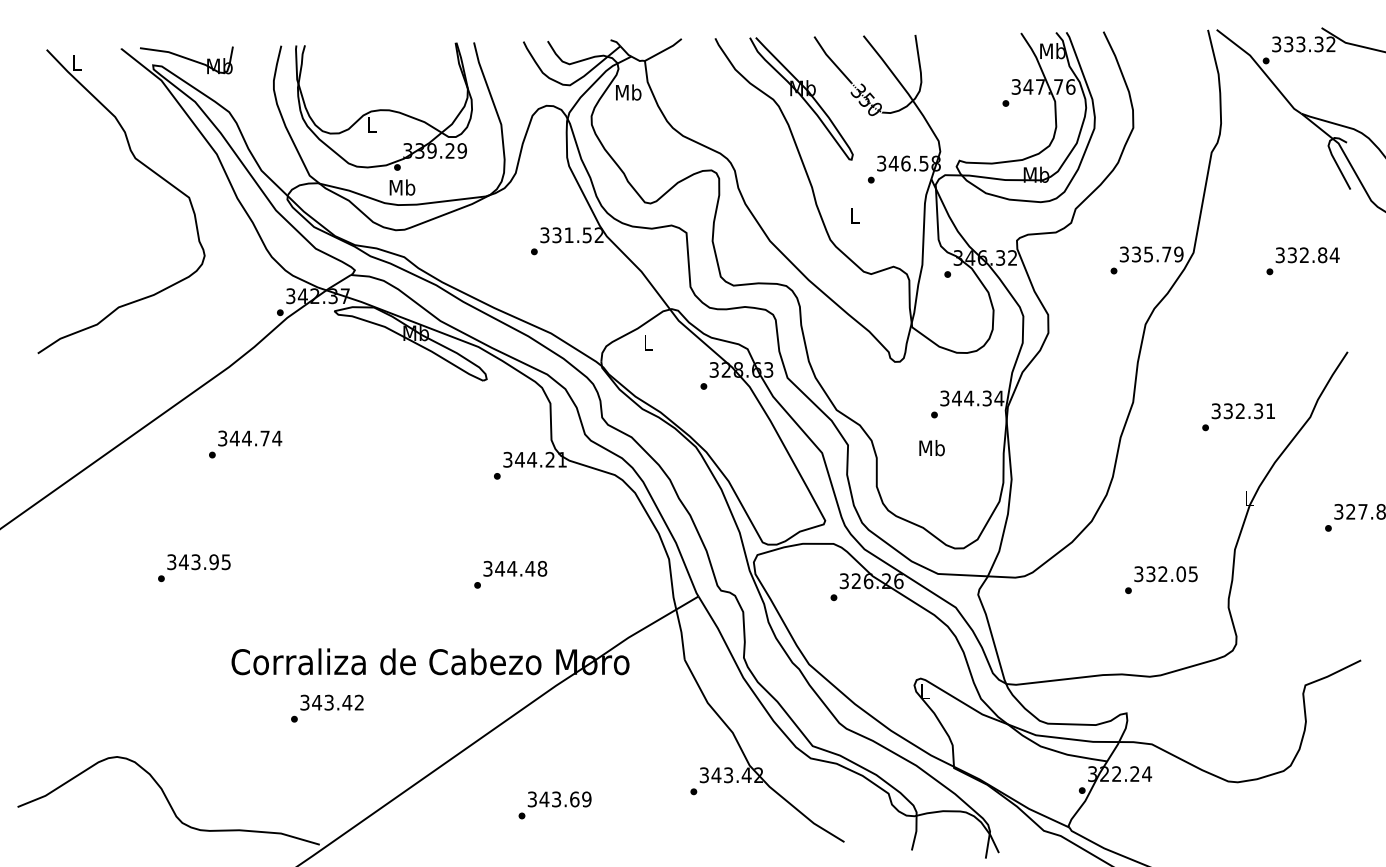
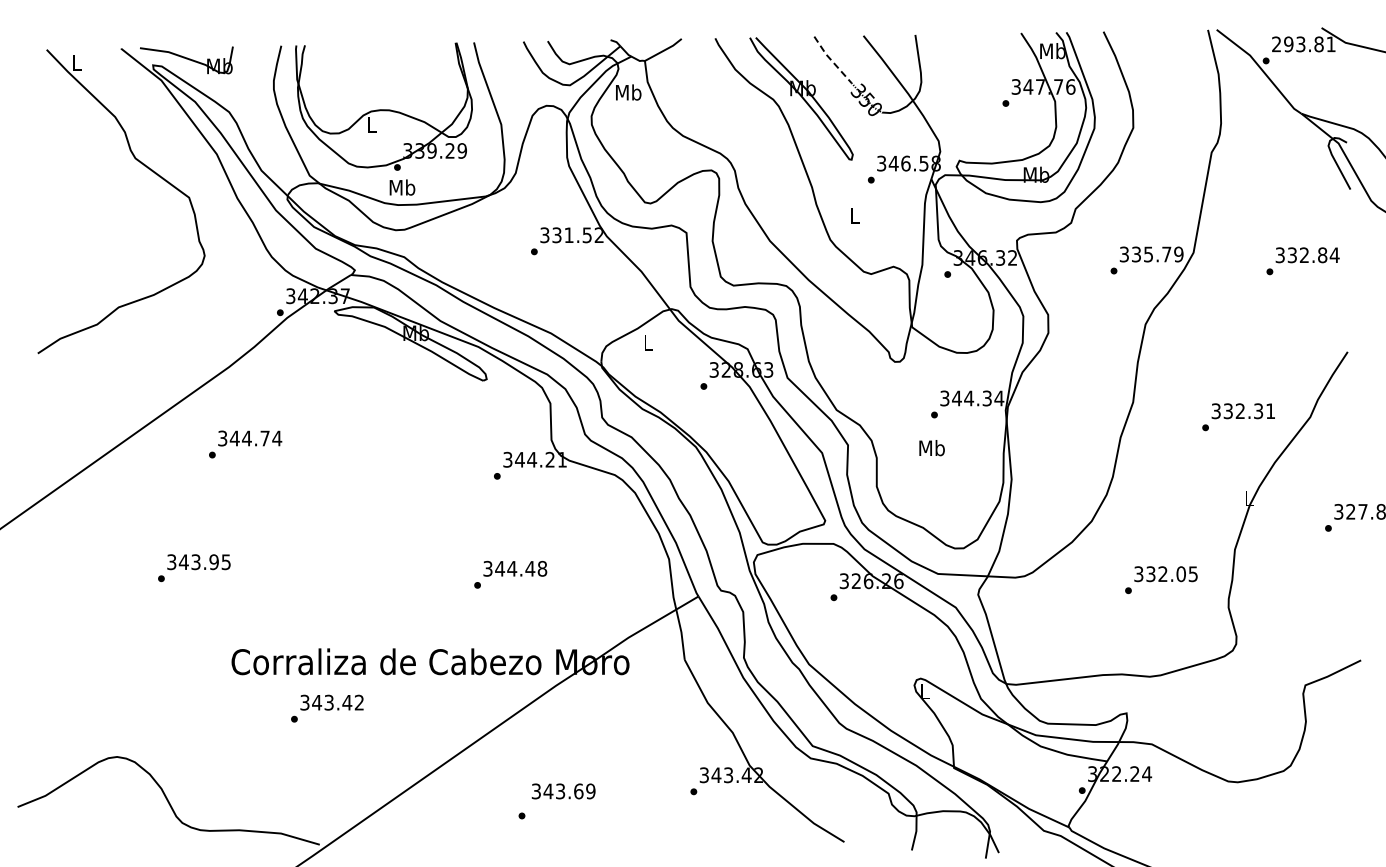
text: 333.32 -> 293.81 (1303, 44)
line: solid -> dashed (831, 60)
text position: (559, 799) -> (563, 791) (563, 791)
